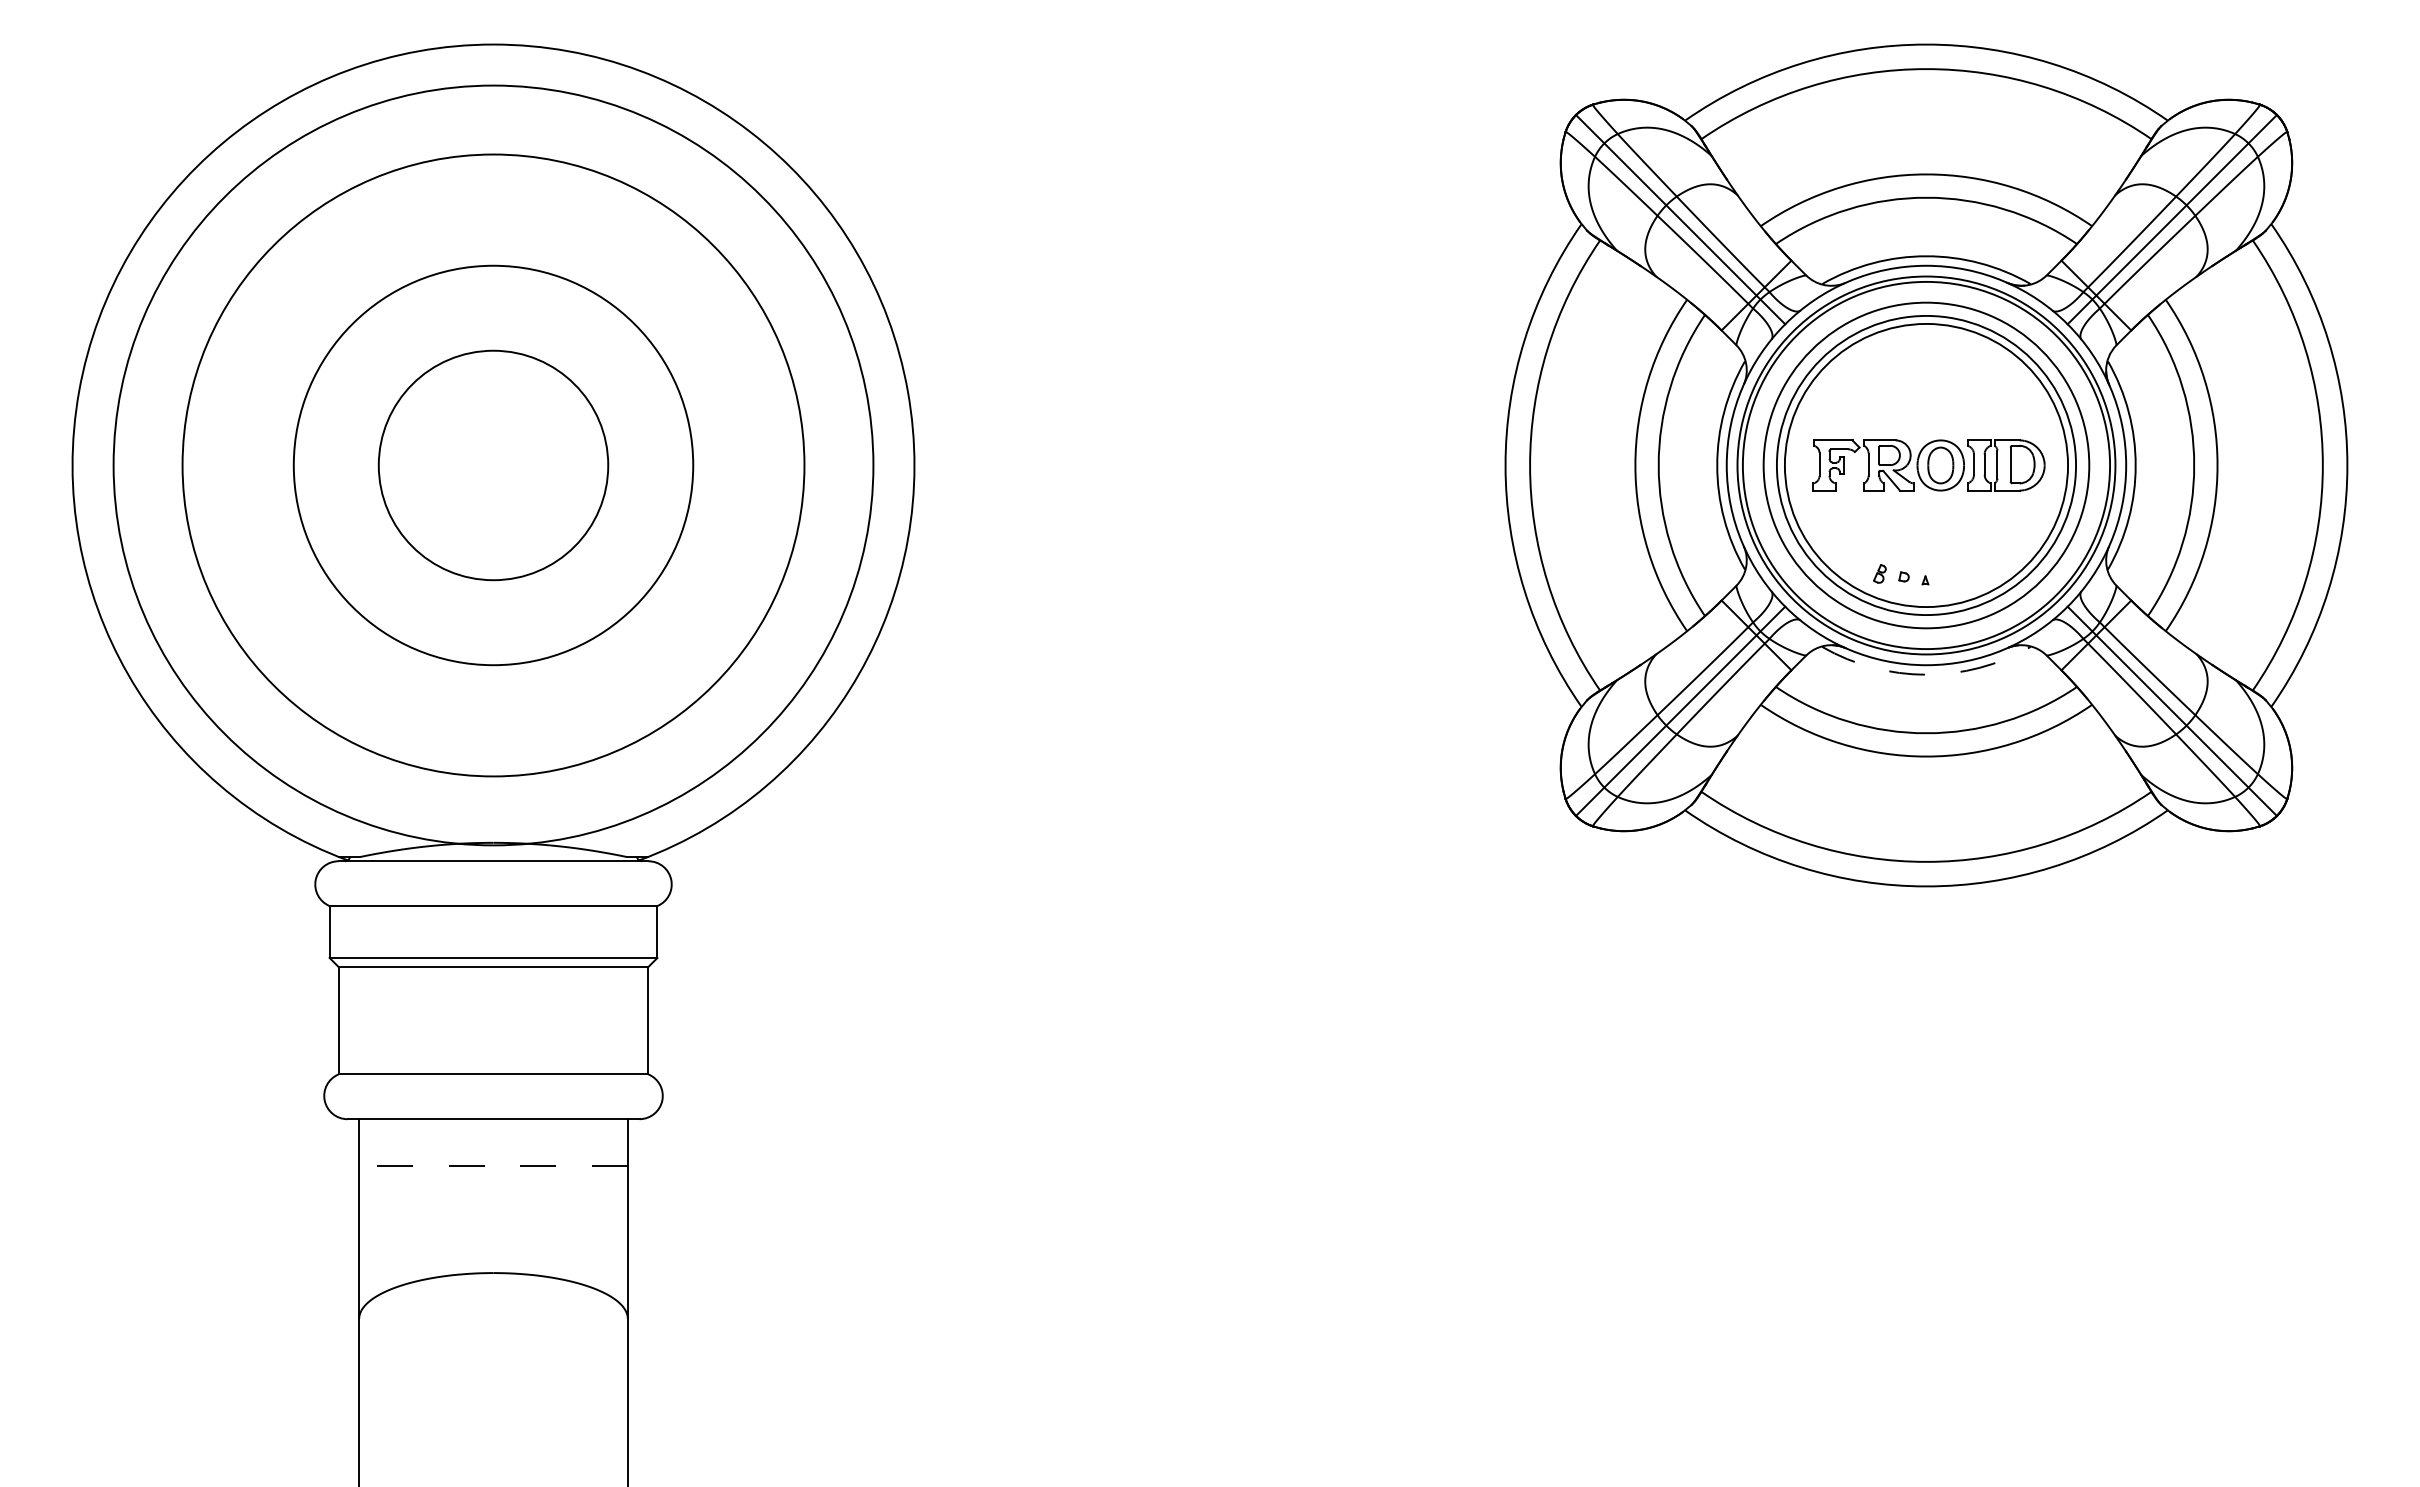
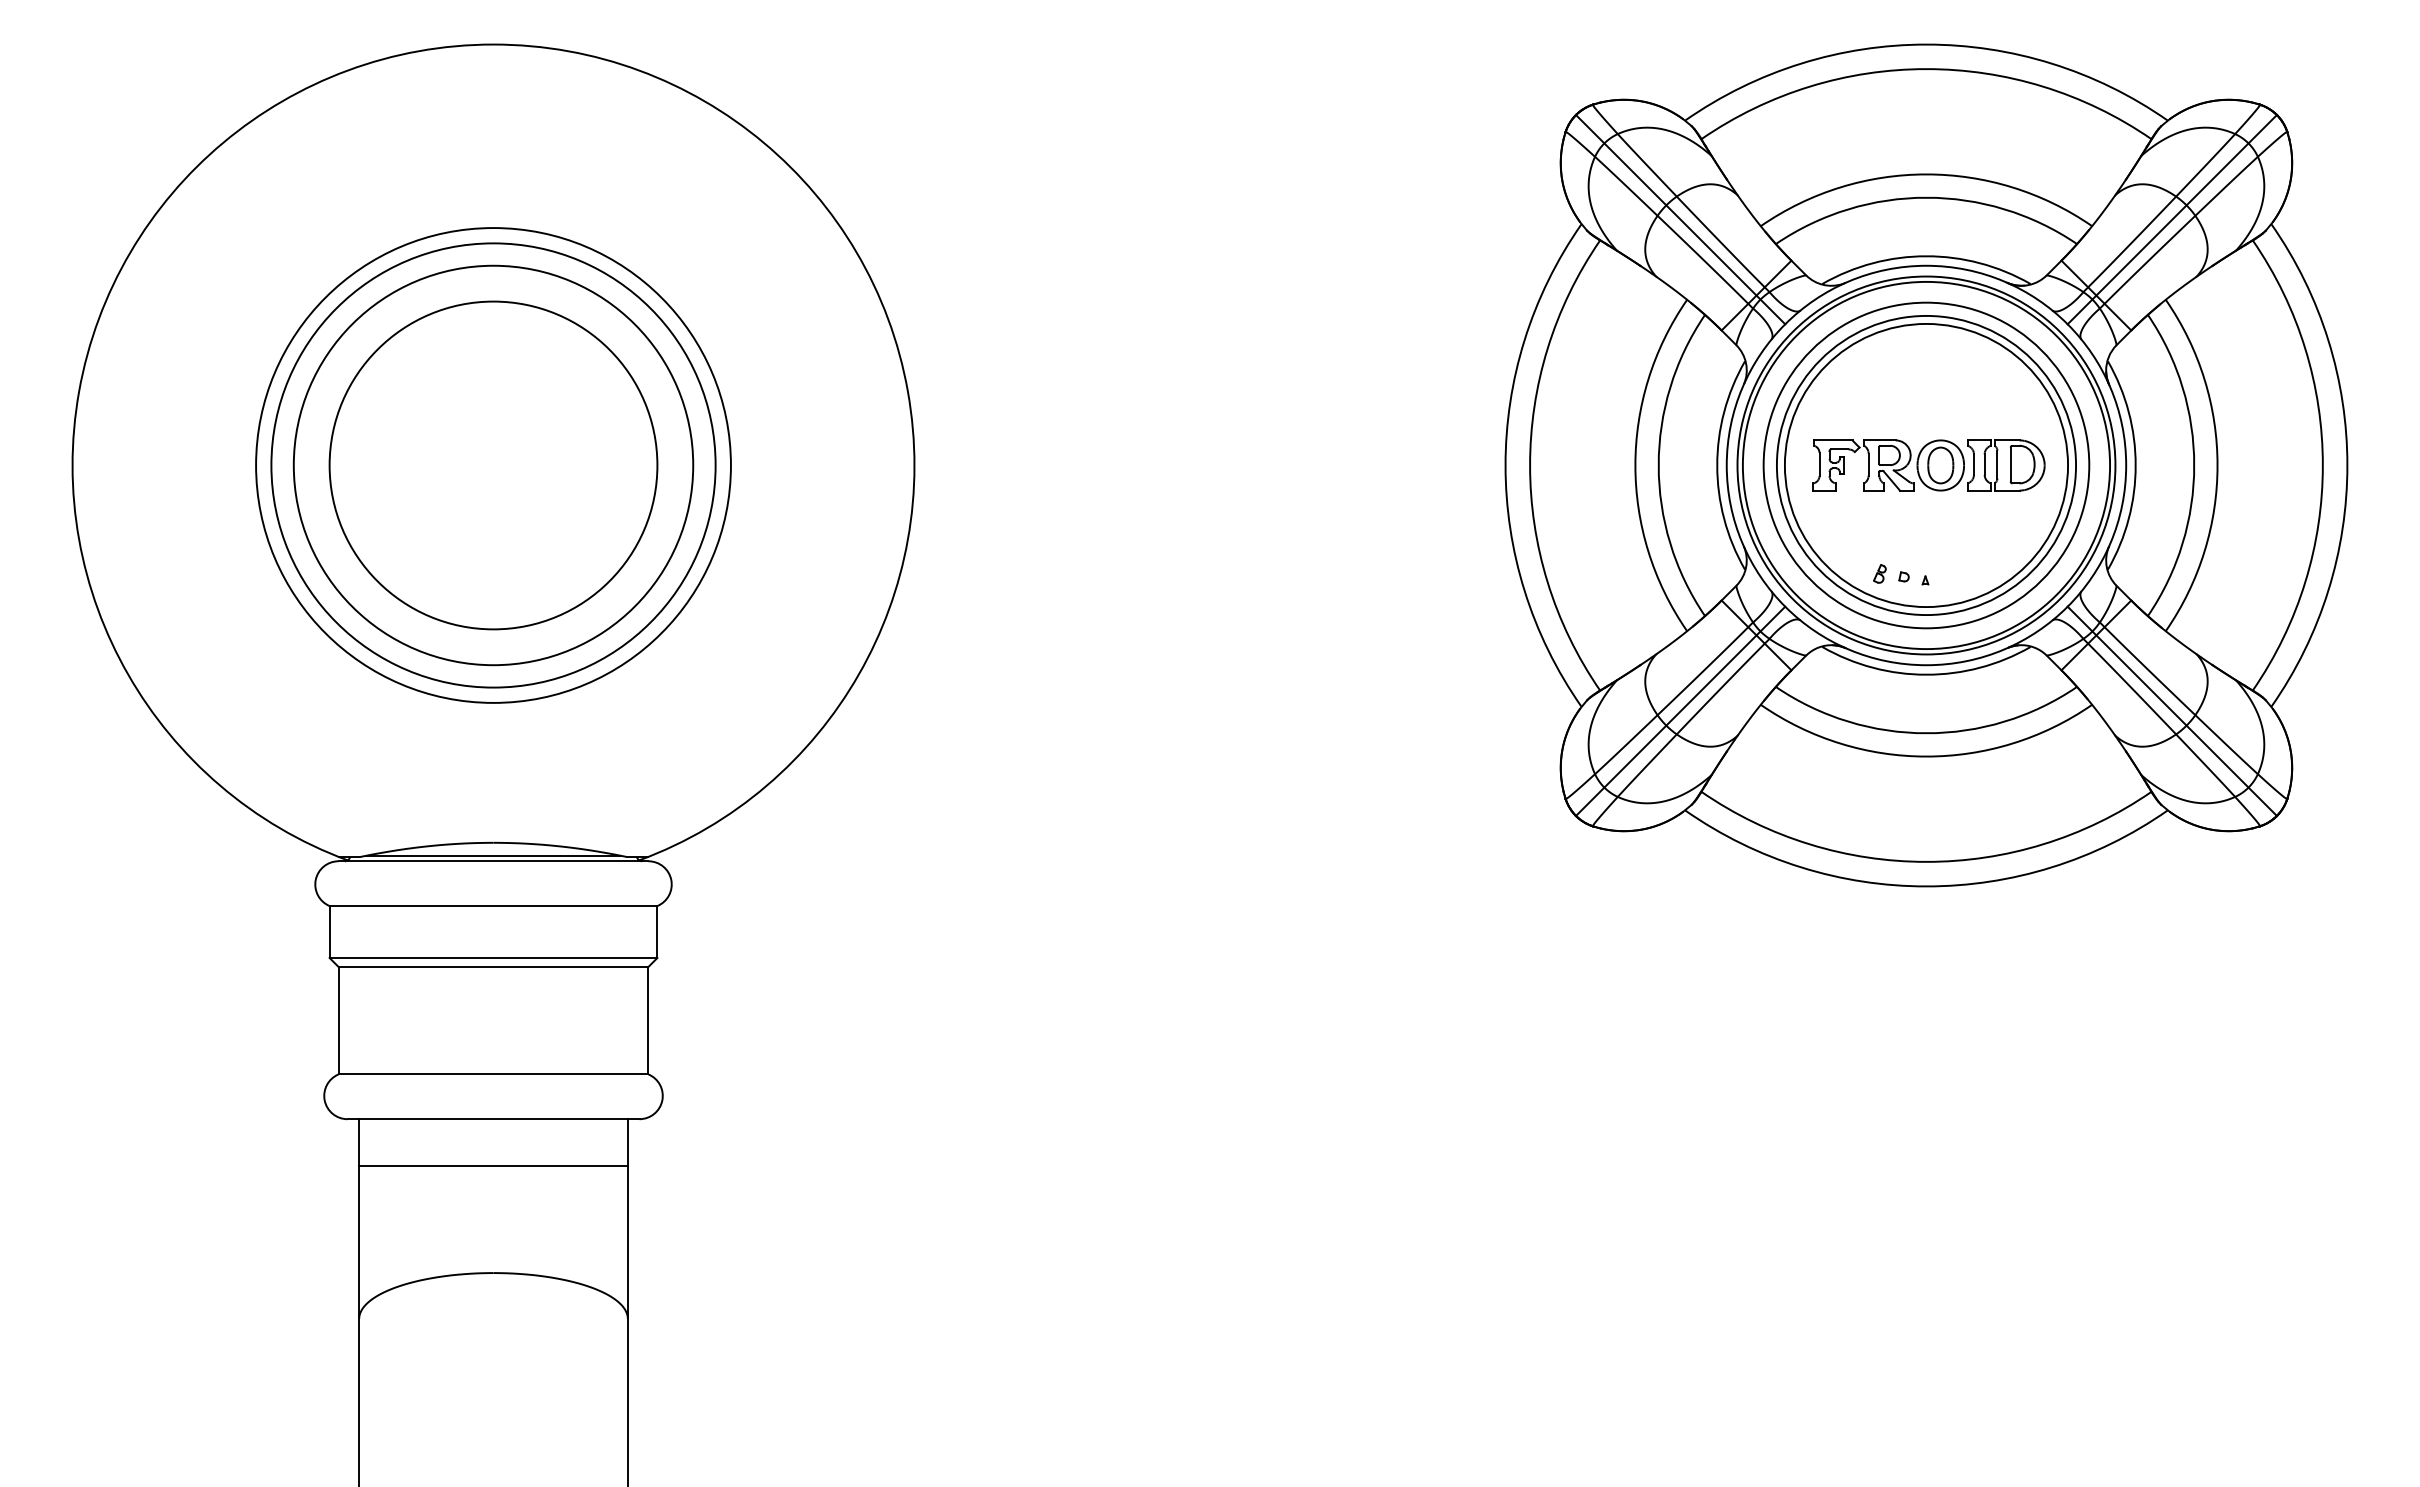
circle diameter: 229 px -> 328 px (493, 465)
circle diameter: 622 px -> 444 px (493, 465)
circle diameter: 760 px -> 475 px (493, 465)
arc: dashed -> solid (1926, 674)
line: none -> present (493, 855)
line: dashed -> solid (493, 1165)
